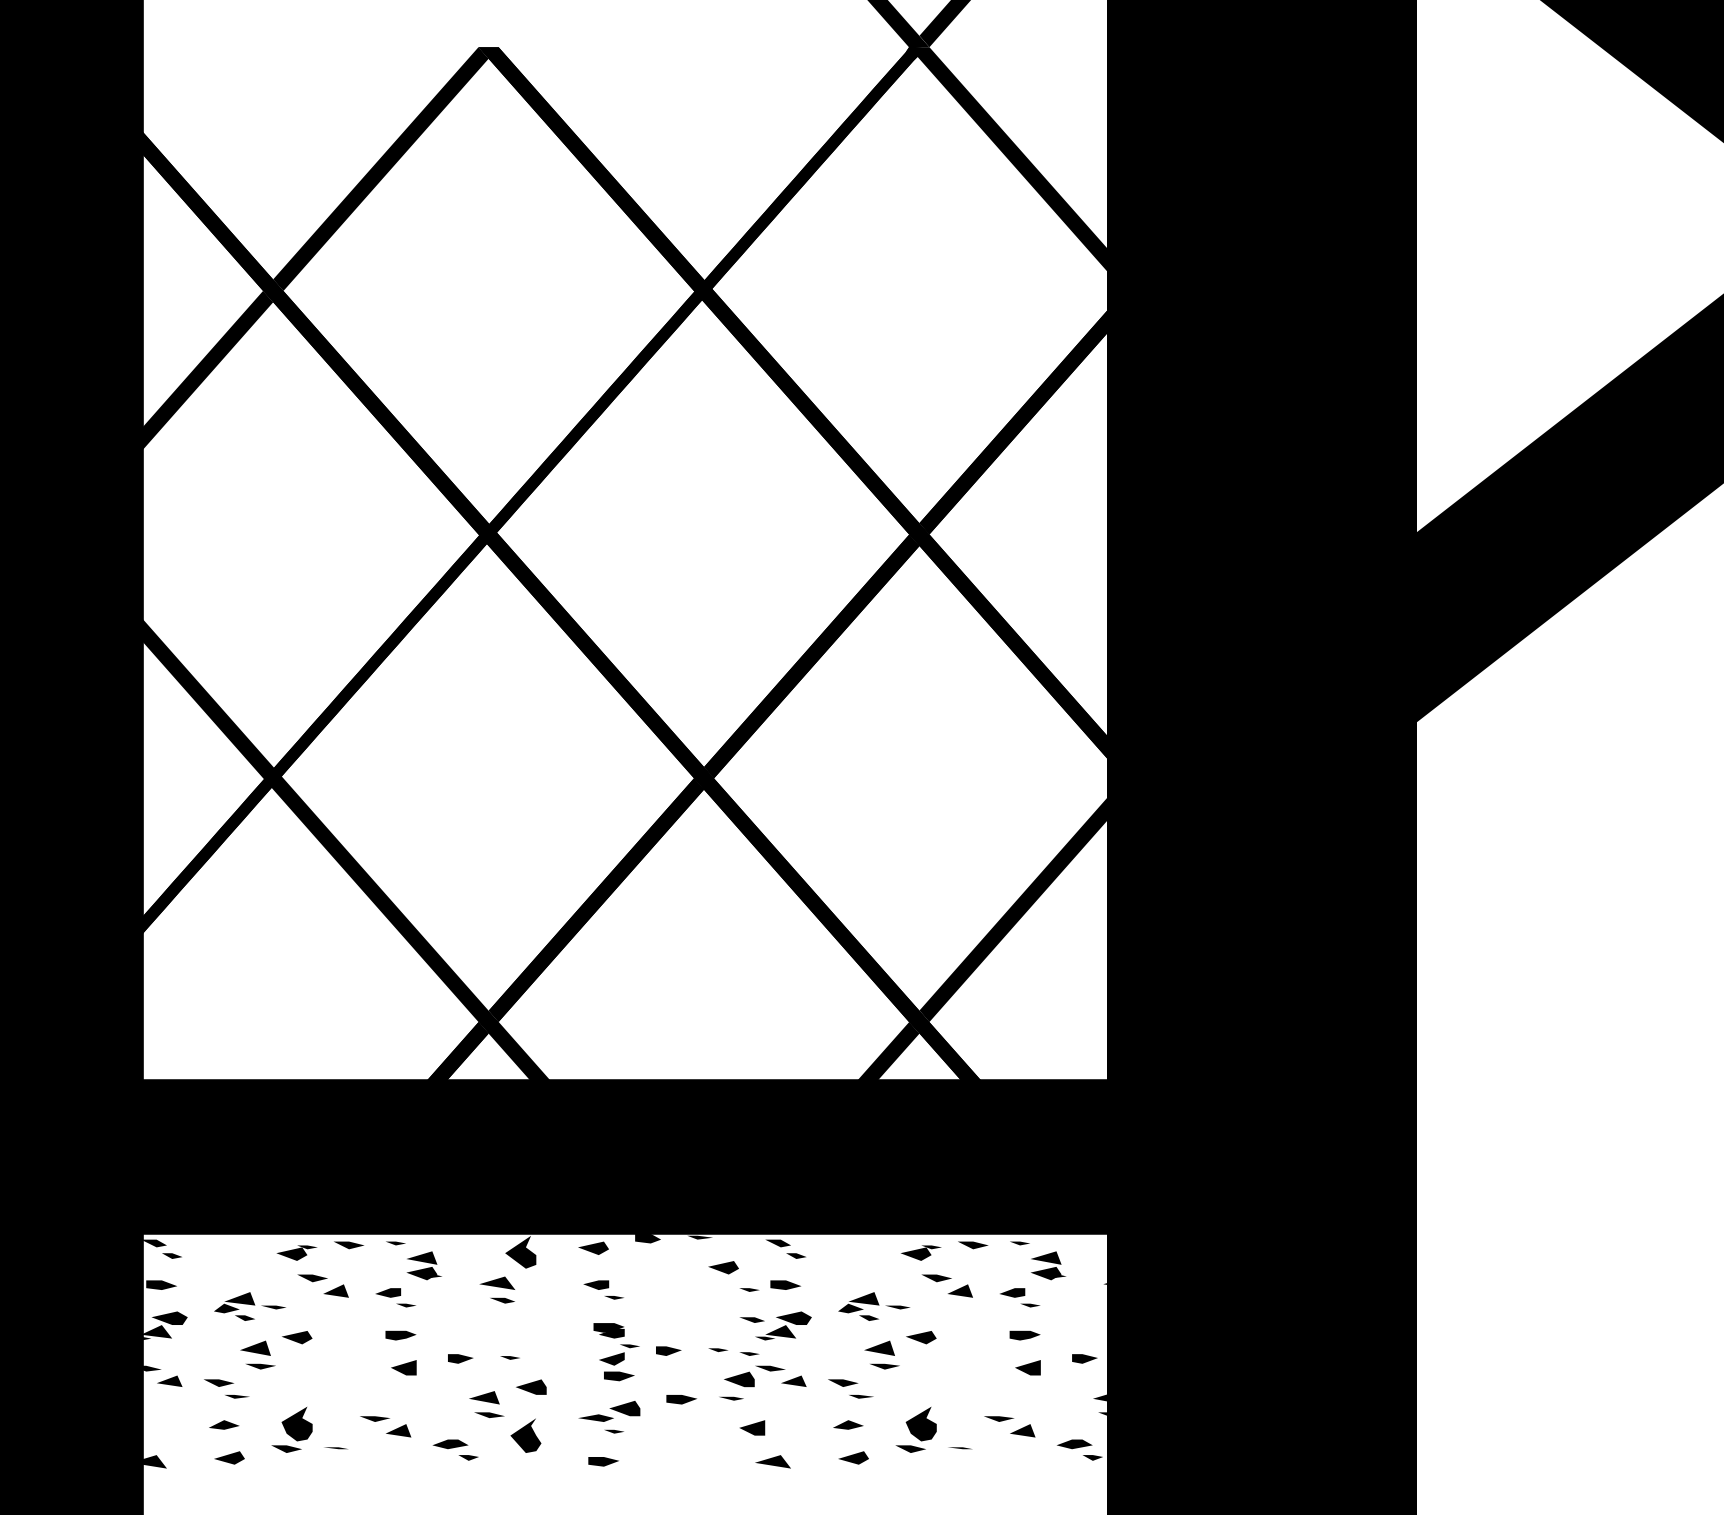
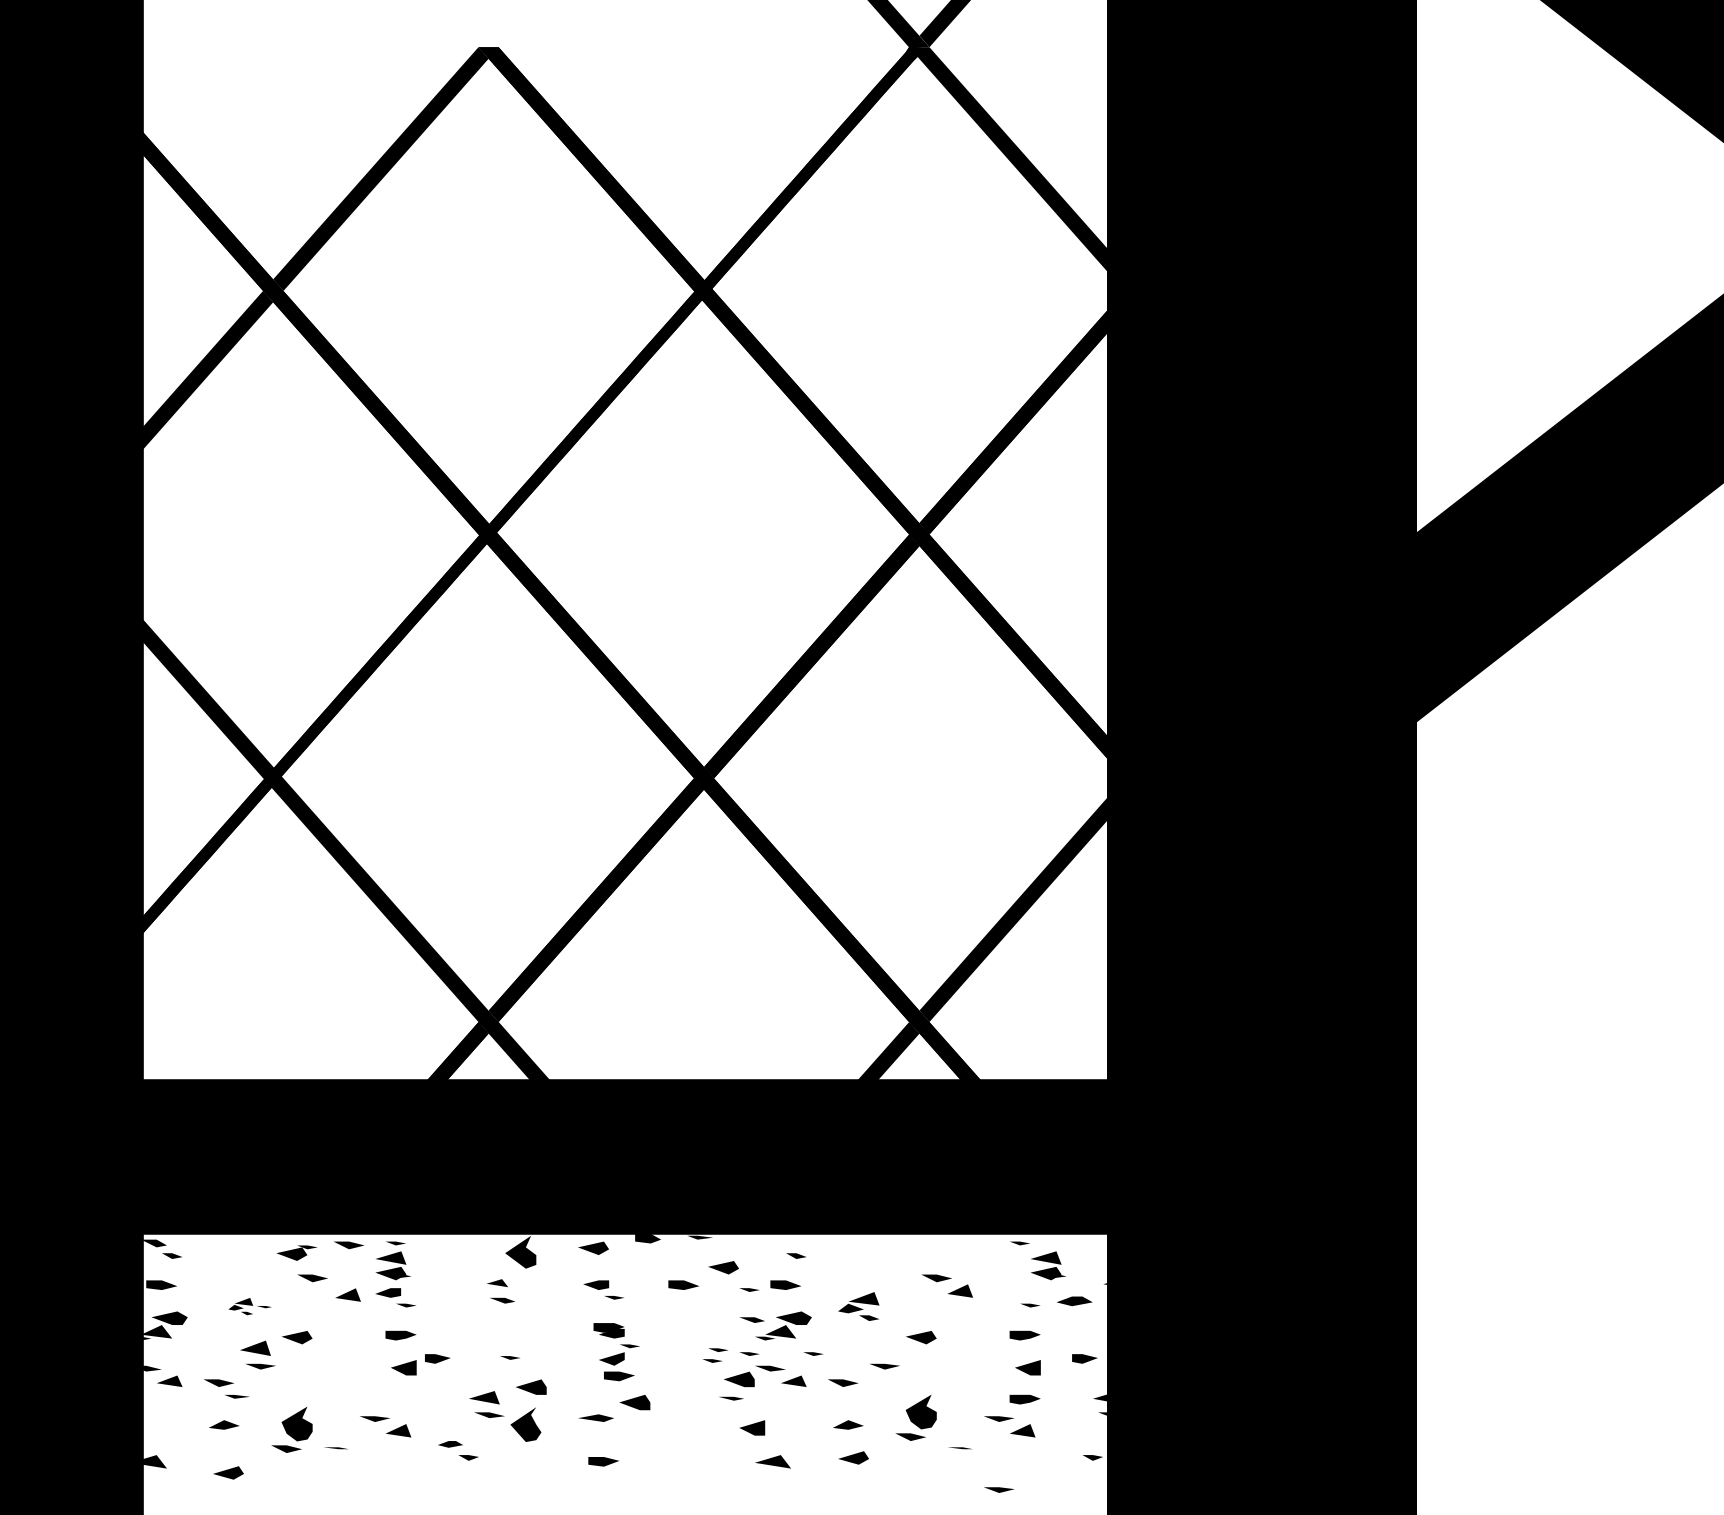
fill: present -> none (778, 1243)
fill: present -> none (972, 1245)
part: present -> none (921, 1252)
part position: (423, 1265) -> (392, 1265) (392, 1265)
part size: 37x14 px -> 21x9 px (497, 1283)
part: none -> present (683, 1284)
part position: (335, 1290) -> (347, 1294) (347, 1294)
fill: present -> none (1012, 1292)
part size: 72x29 px -> 44x18 px (249, 1306)
fill: present -> none (897, 1307)
fill: present -> none (879, 1348)
fill: present -> none (668, 1351)
part: none -> present (813, 1353)
part position: (460, 1358) -> (437, 1358) (437, 1358)
part: none -> present (712, 1360)
line: present -> none (861, 1396)
fill: present -> none (681, 1399)
part: none -> present (1024, 1399)
part position: (624, 1408) -> (634, 1402) (634, 1402)
part position: (915, 1429) -> (915, 1417) (915, 1417)
fill: present -> none (613, 1431)
part position: (525, 1435) -> (525, 1424) (525, 1424)
part size: 37x11 px -> 25x7 px (450, 1444)
part position: (1074, 1444) -> (1074, 1301) (1074, 1301)
part position: (229, 1457) -> (228, 1472) (228, 1472)
part: none -> present (999, 1489)
